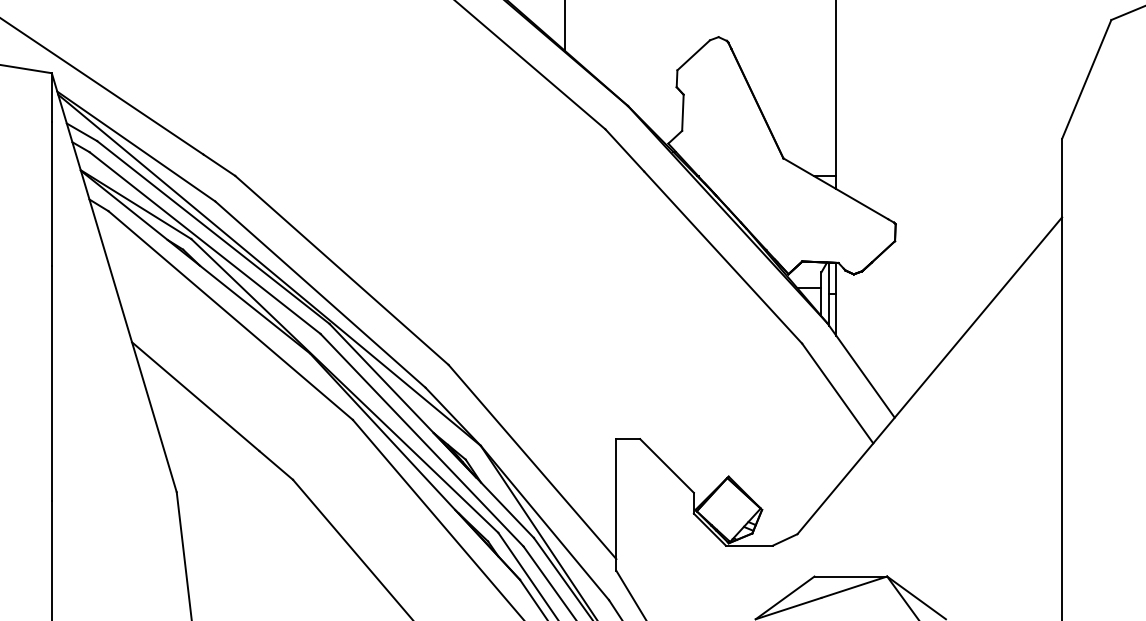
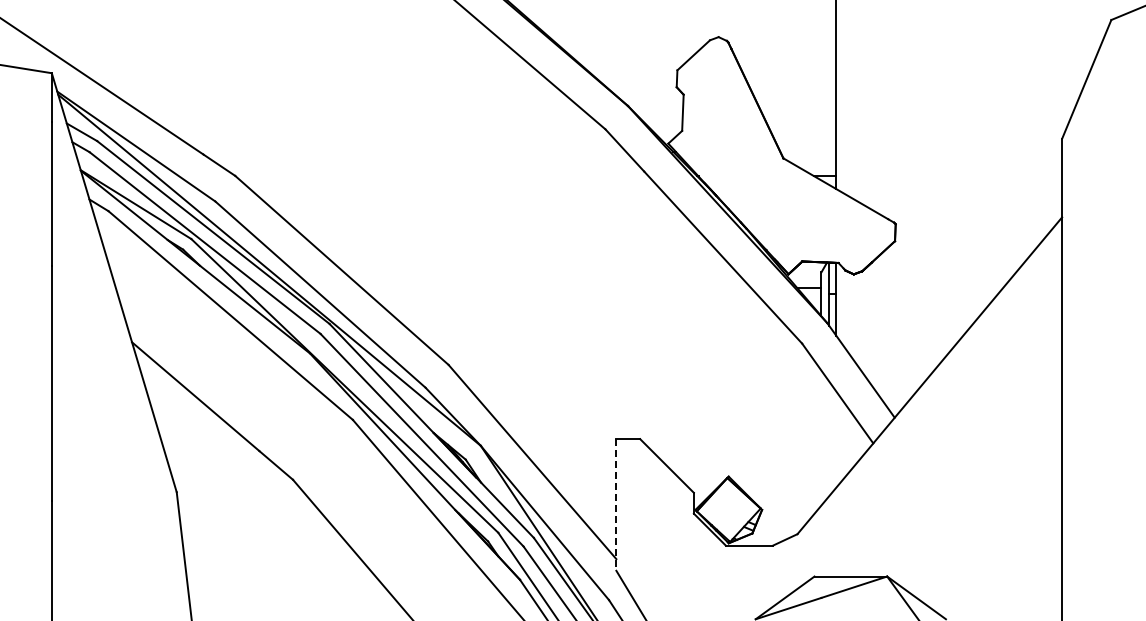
line: present -> none (565, 26)
line: solid -> dashed (616, 504)
